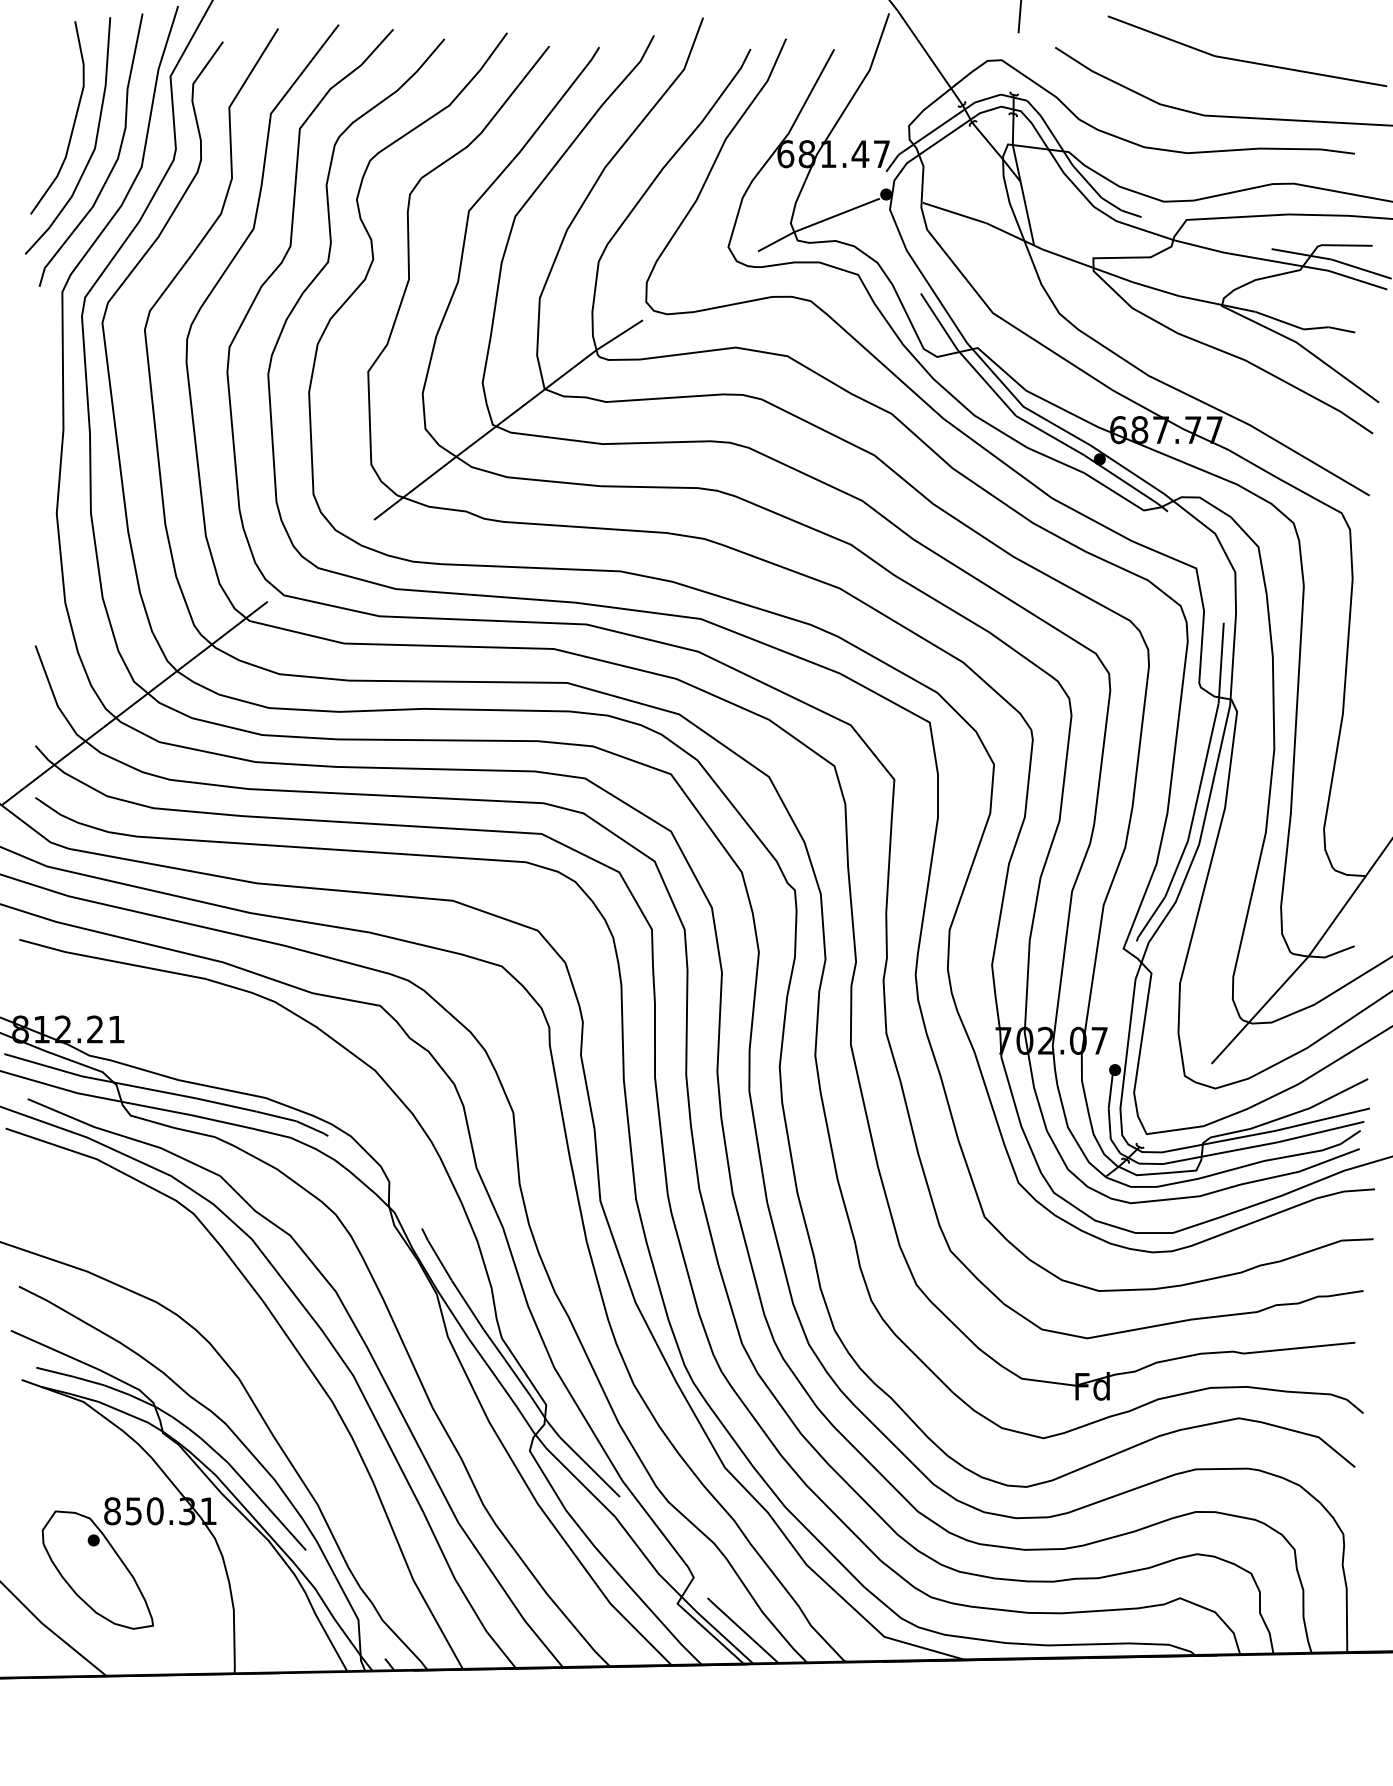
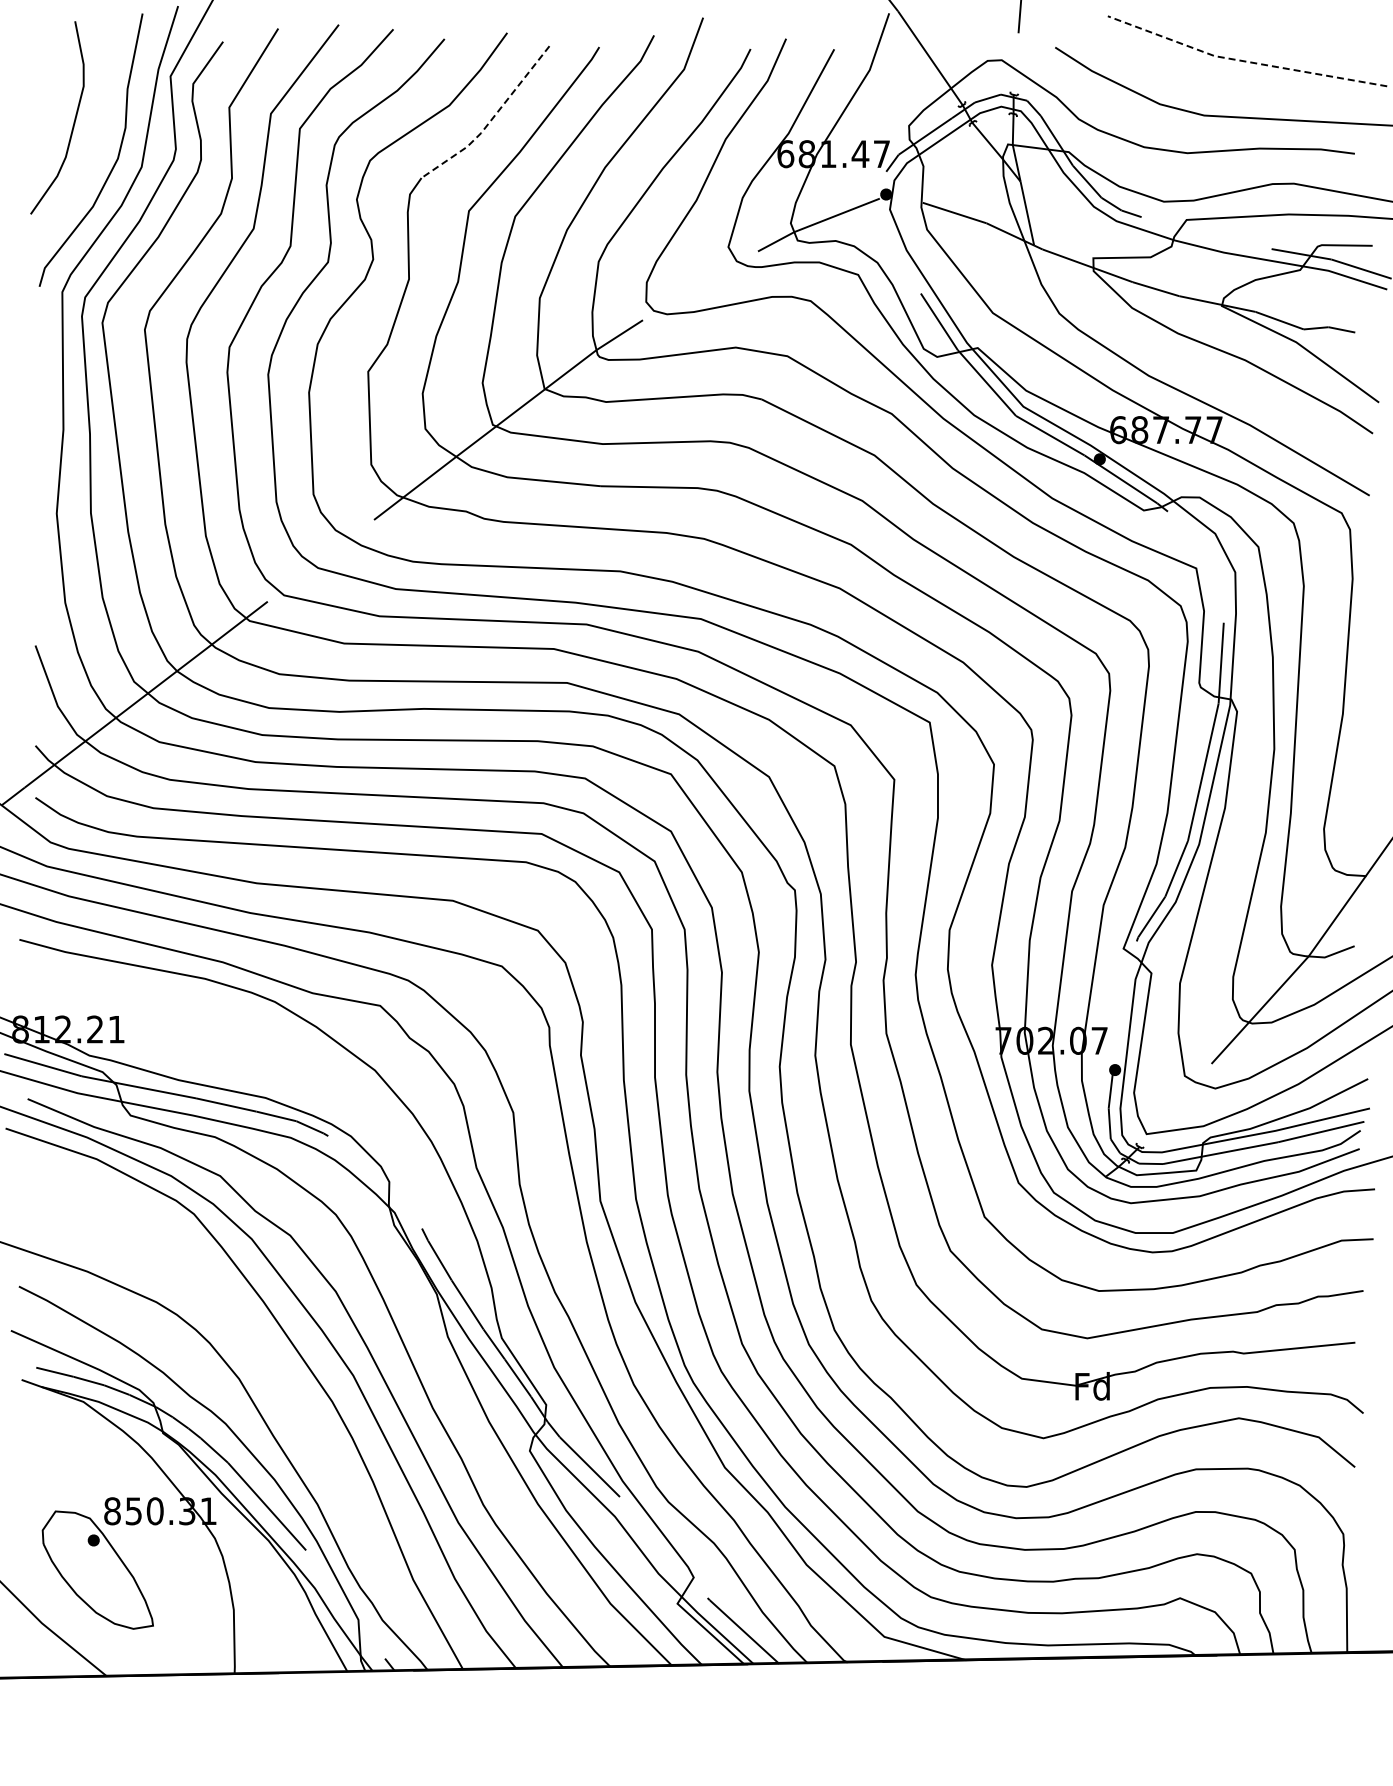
line: solid -> dashed (1244, 61)
line: solid -> dashed (490, 120)
curve: present -> none (95, 138)
